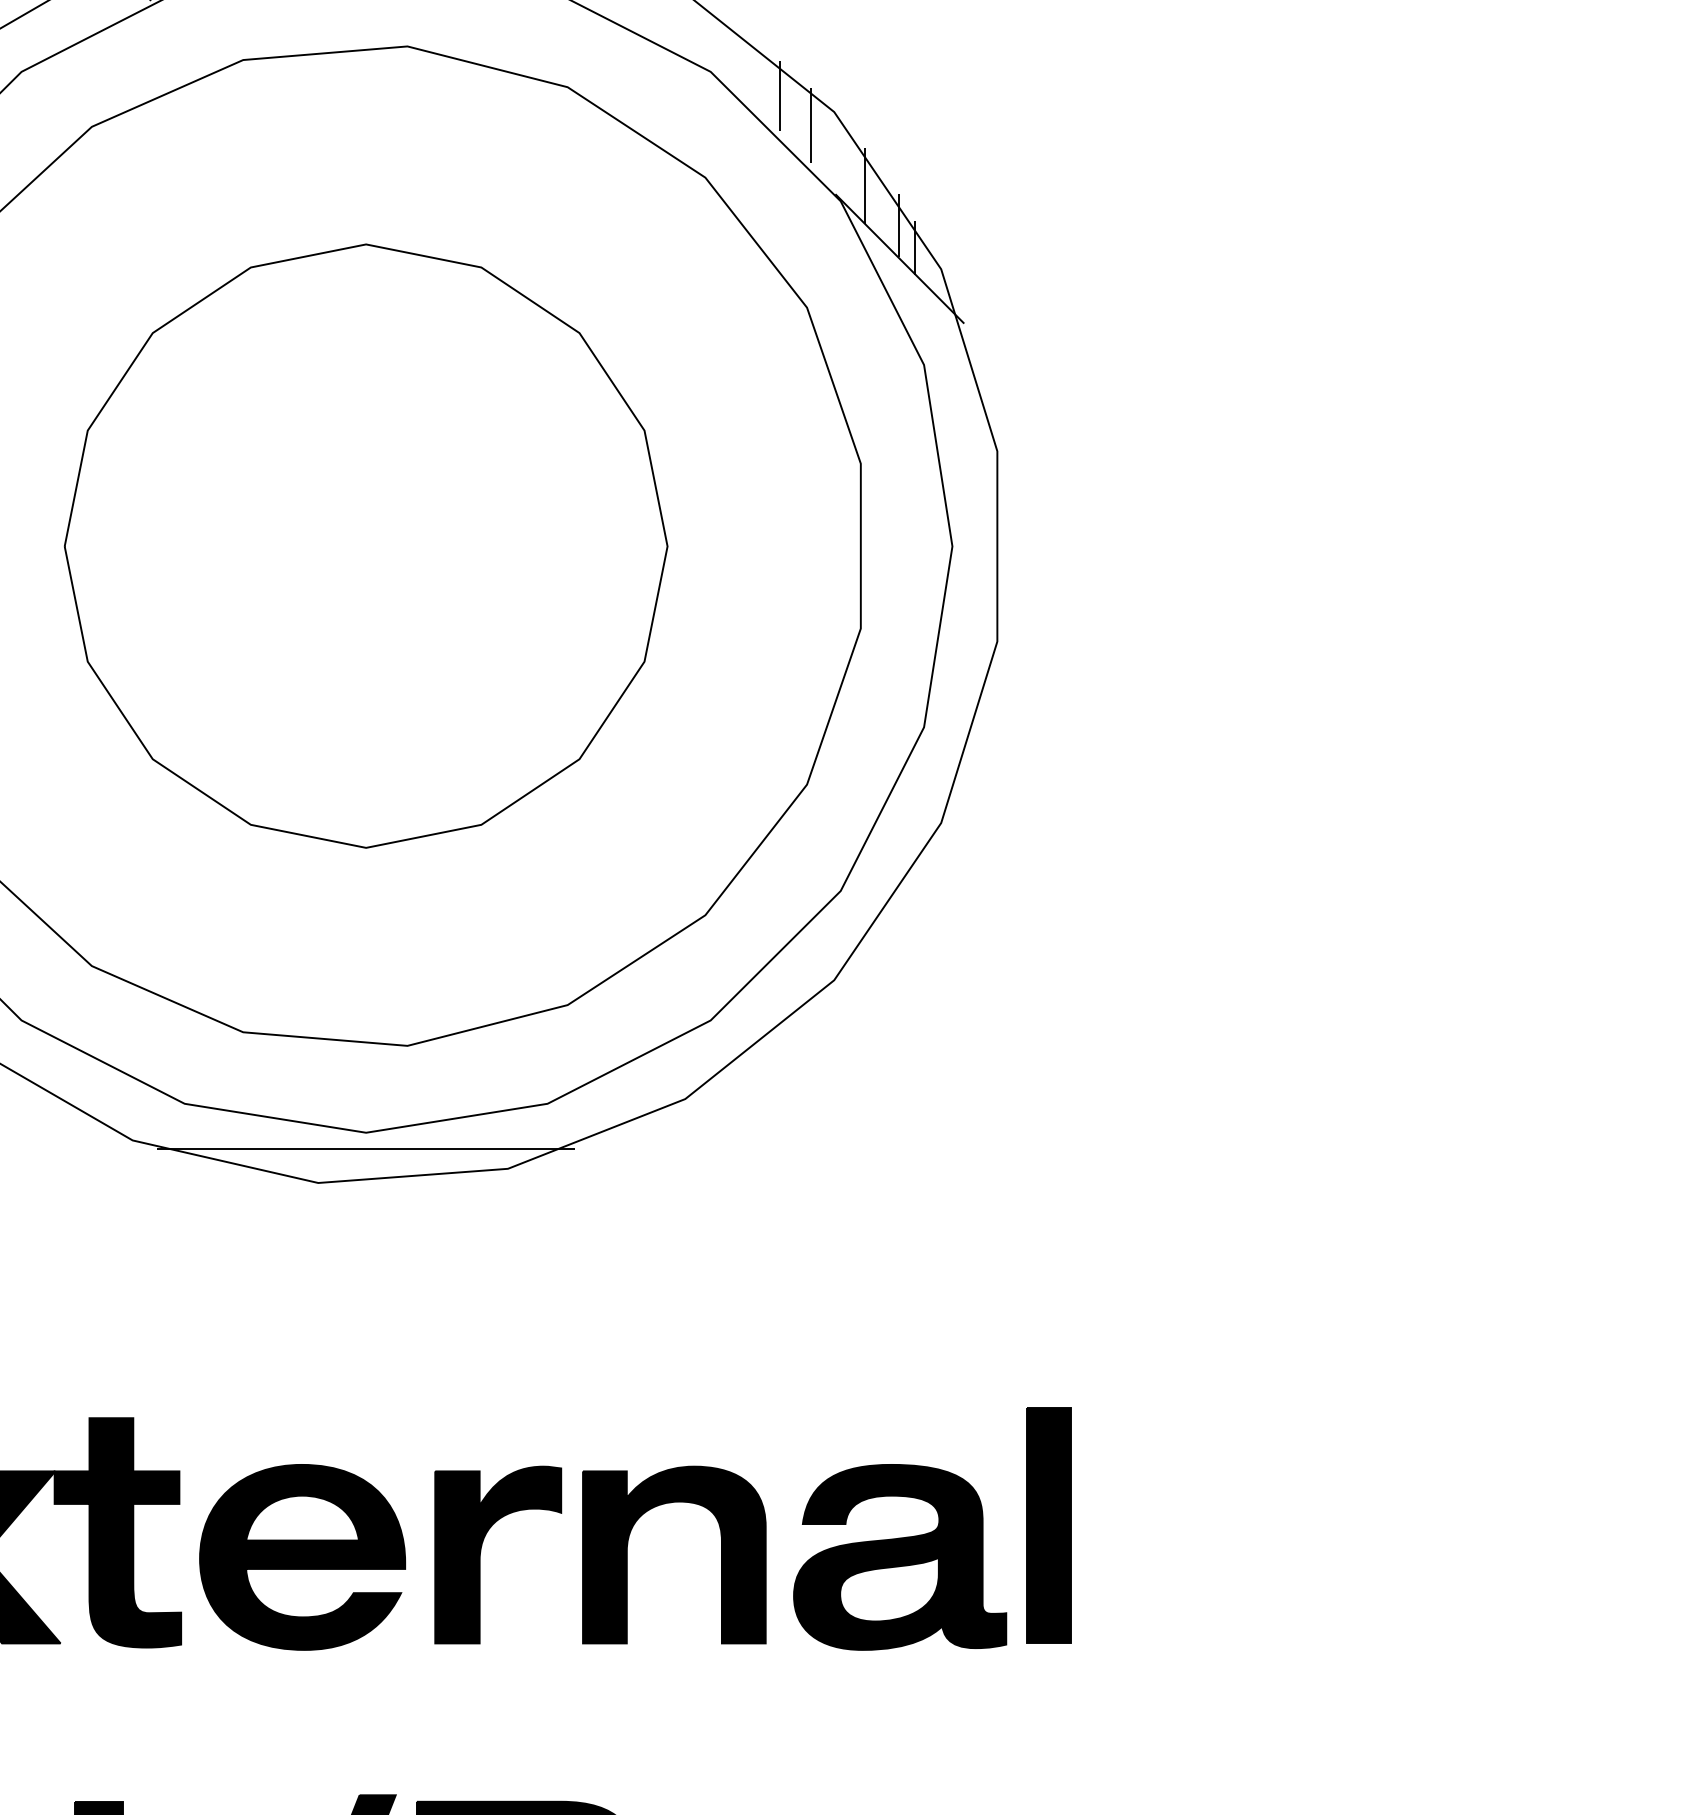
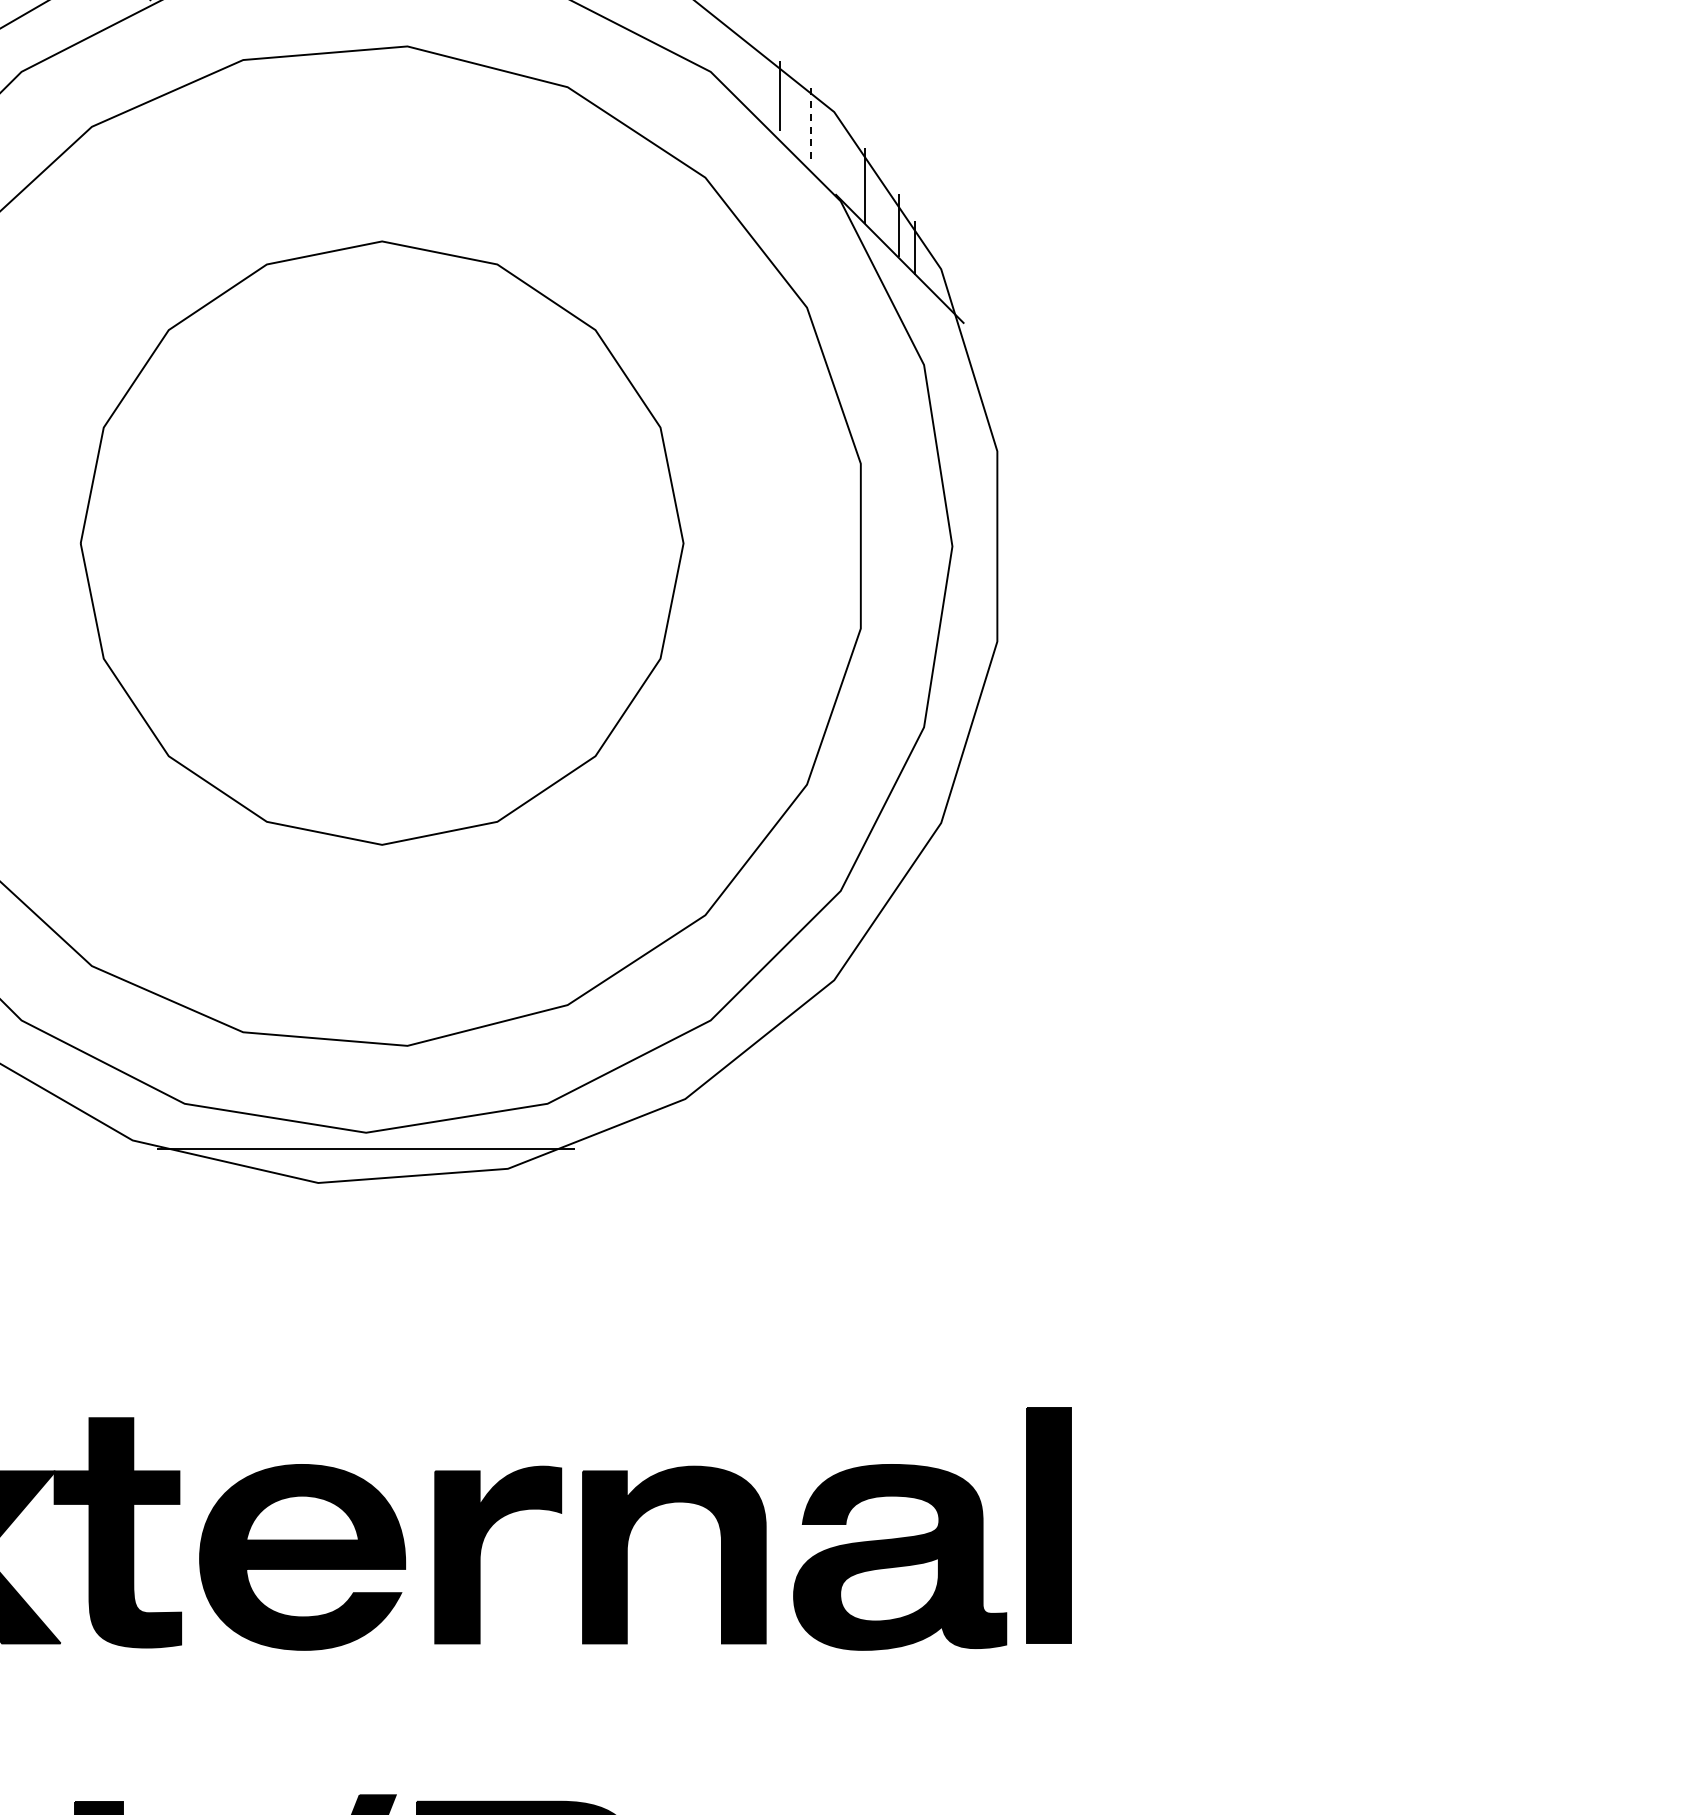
line: solid -> dashed (810, 125)
part position: (365, 545) -> (381, 542) (381, 542)
